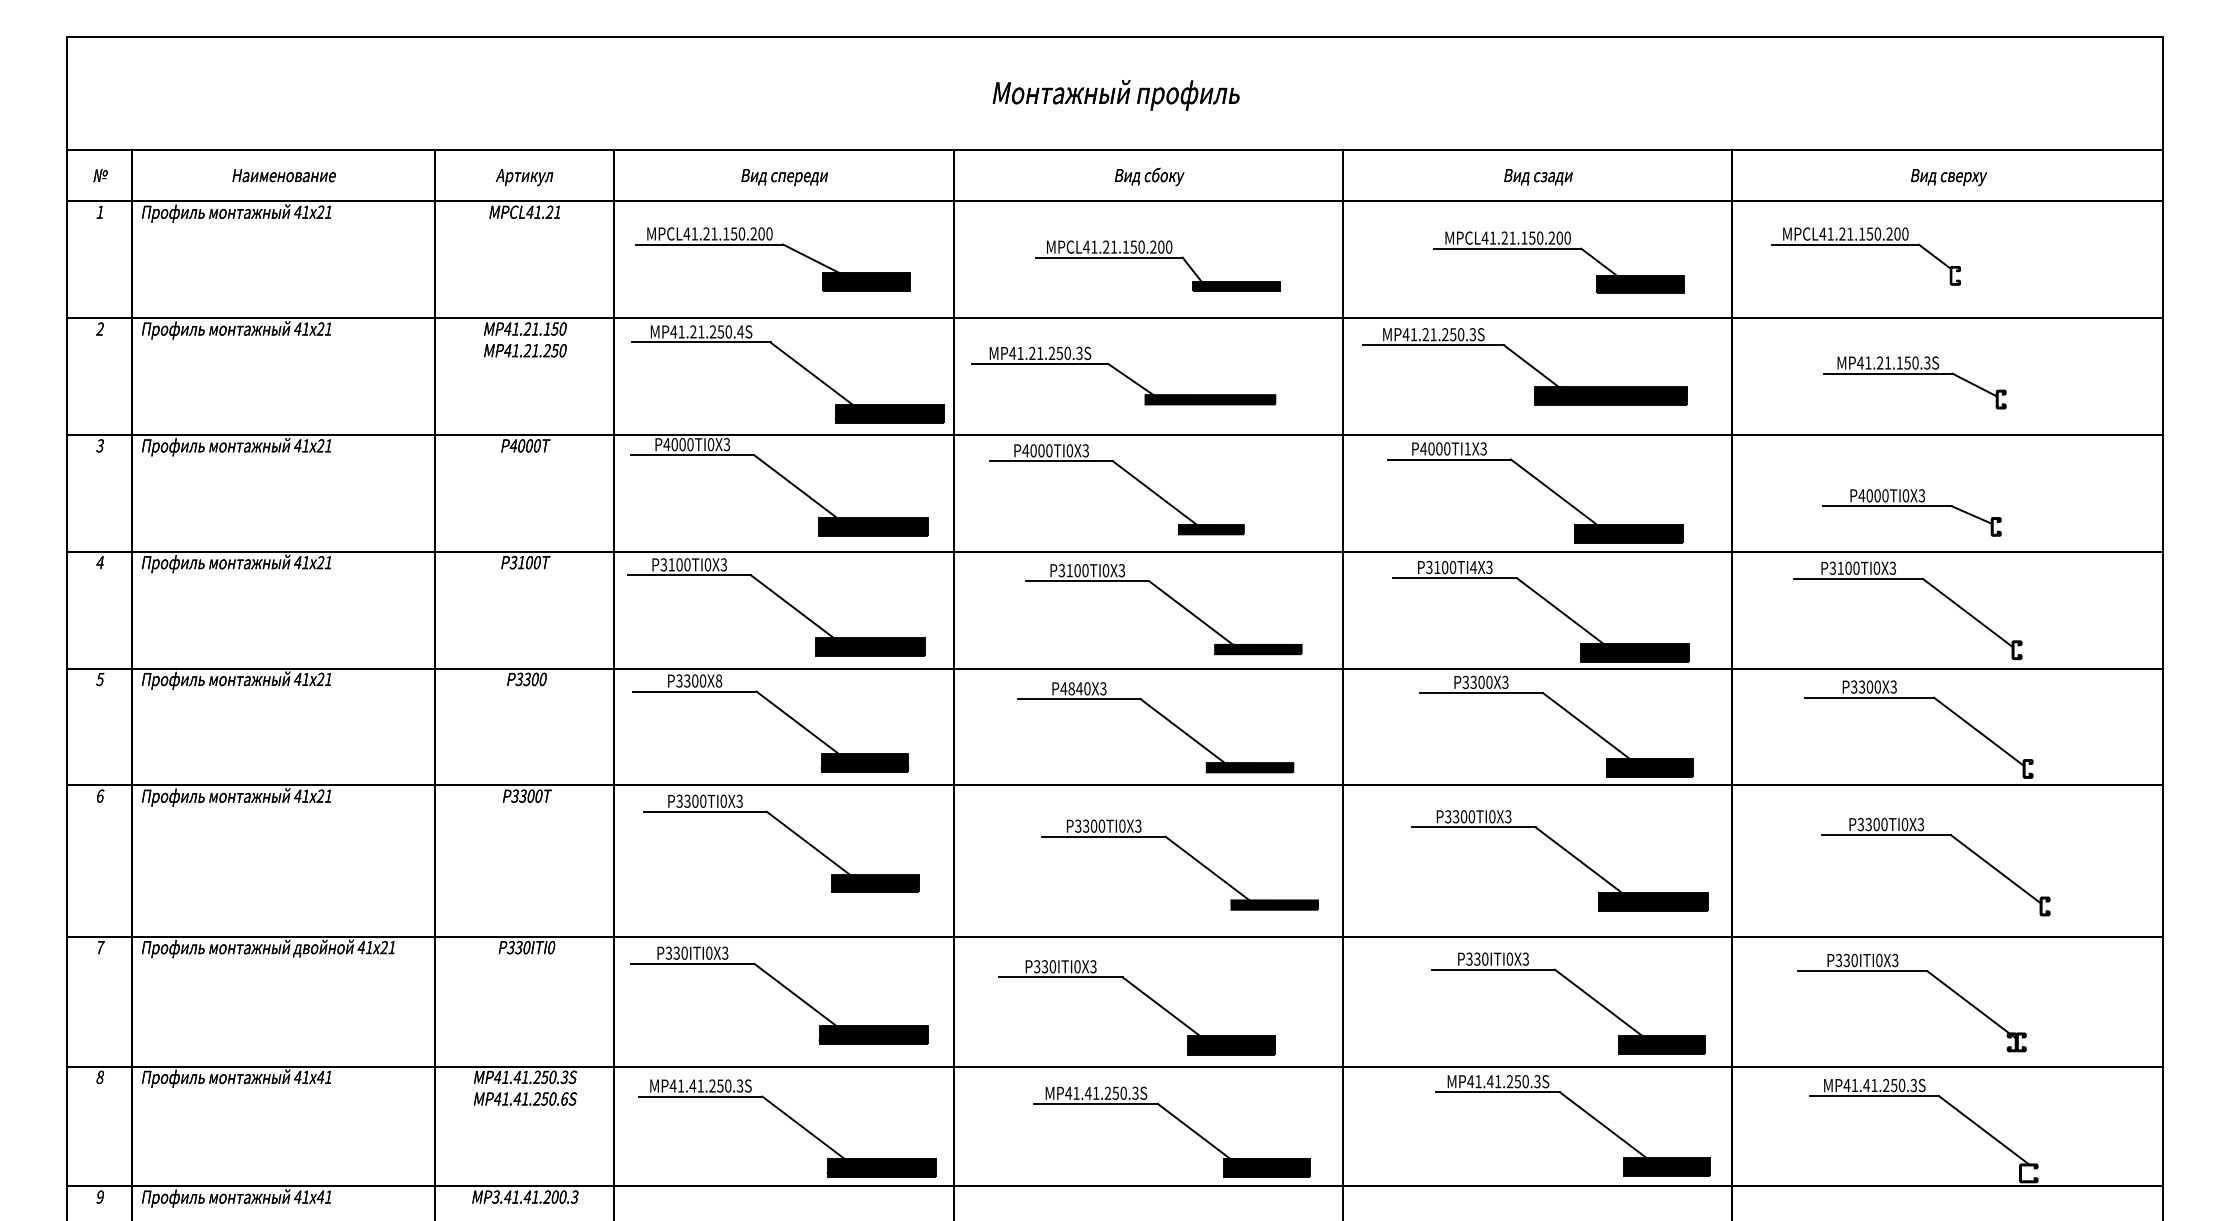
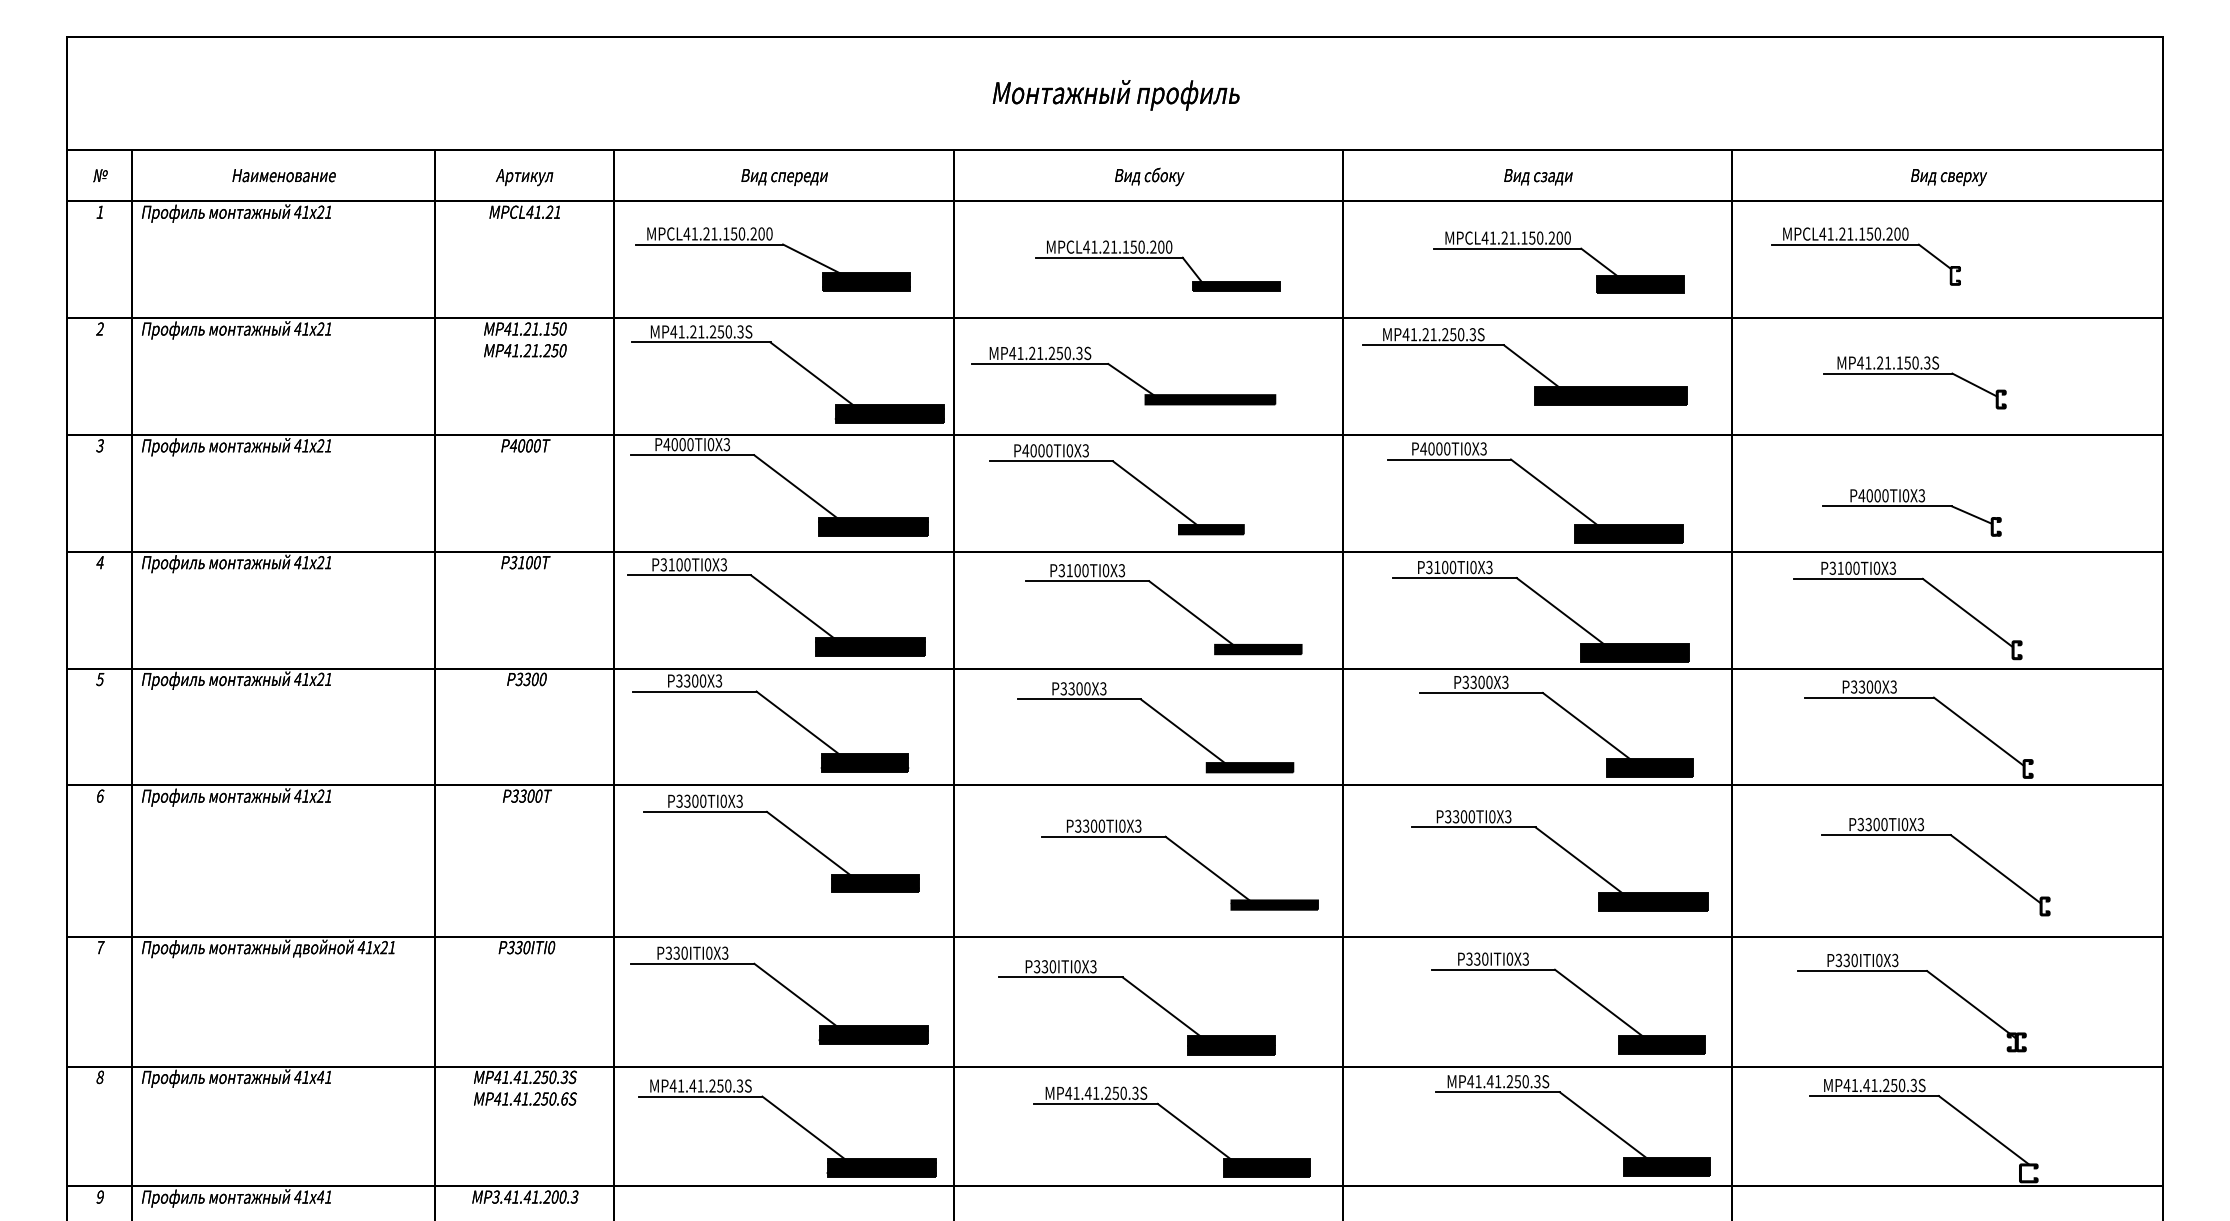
text: MP41.21.250.4S -> MP41.21.250.3S (740, 331)
text: P4000TI1X3 -> P4000TI0X3 (1467, 448)
text: P3100TI4X3 -> P3100TI0X3 (1473, 567)
text: P3300X8 -> P3300X3 (718, 680)
text: P4840X3 -> P3300X3 (1071, 688)
